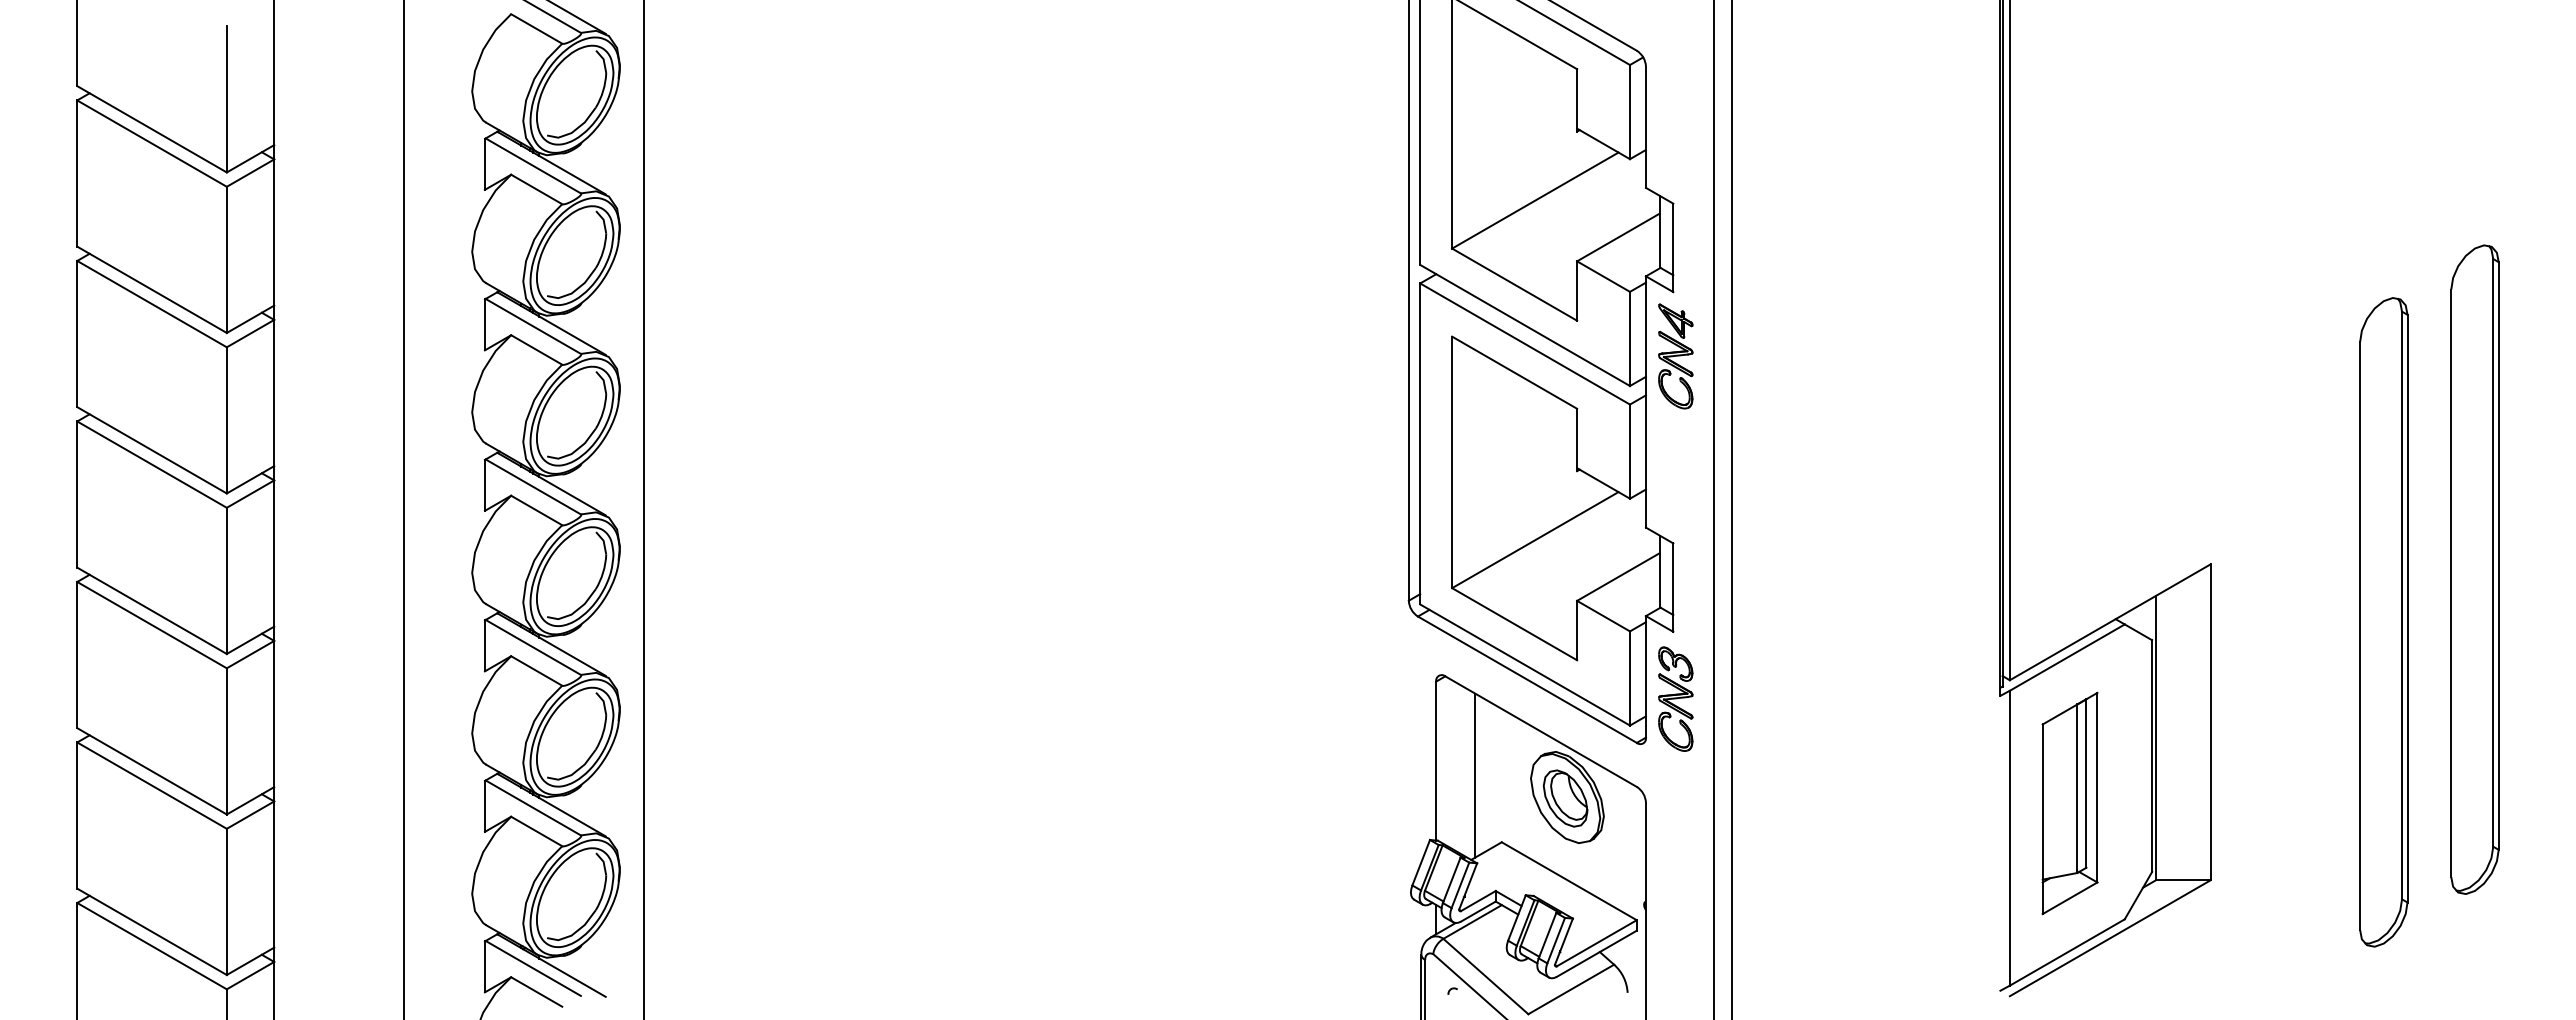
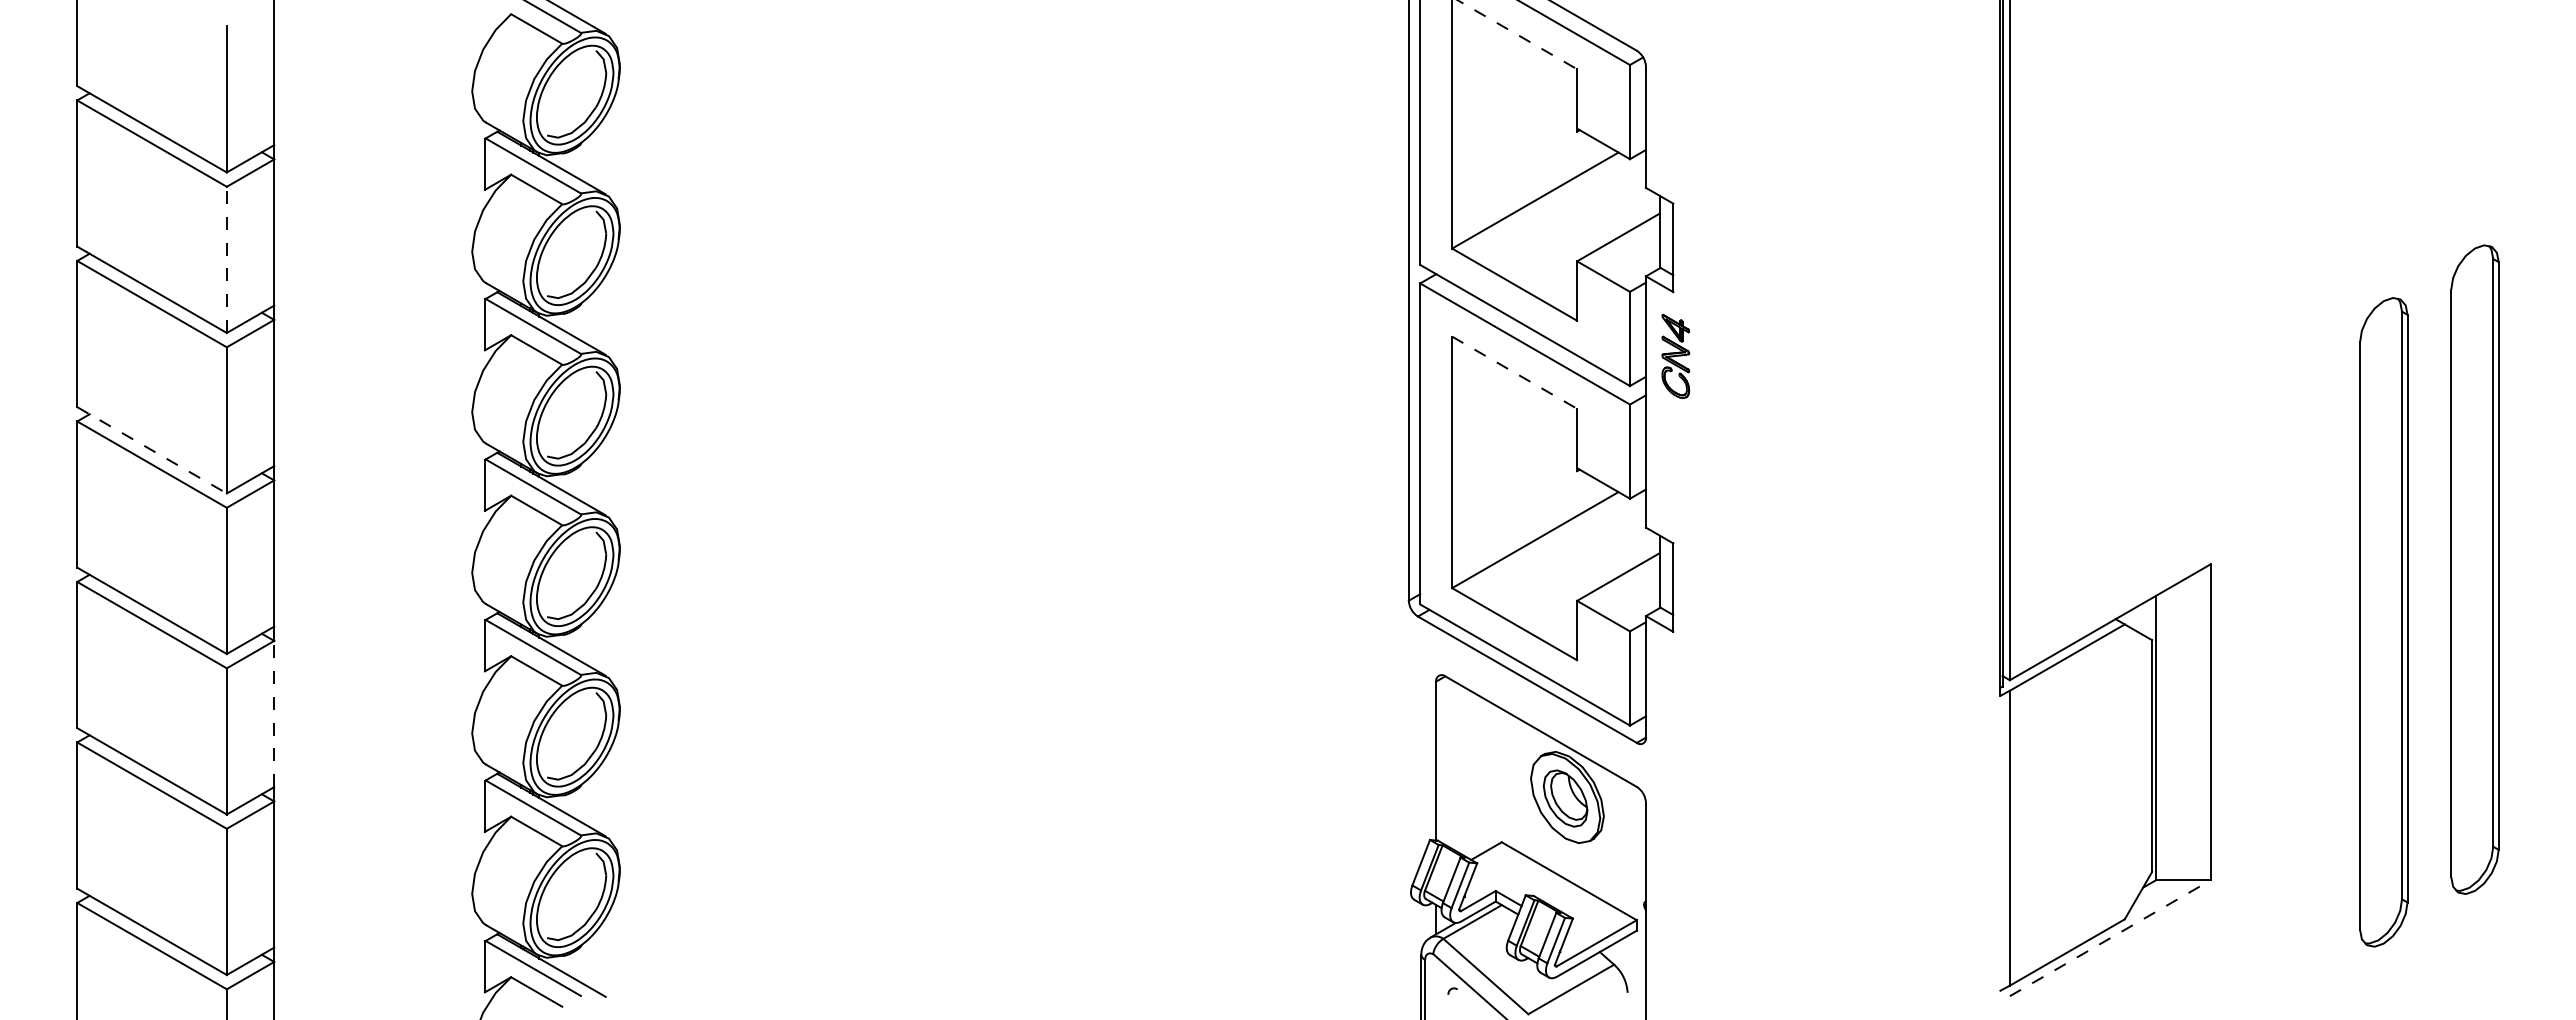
line: solid -> dashed (1517, 34)
line: solid -> dashed (226, 259)
part size: 36x107 px -> 30x85 px (1675, 356)
line: solid -> dashed (1515, 372)
line: solid -> dashed (152, 450)
line: present -> none (404, 509)
line: present -> none (643, 509)
line: present -> none (1714, 509)
line: present -> none (1732, 509)
part: present -> none (1675, 698)
line: solid -> dashed (274, 713)
line: present -> none (1475, 775)
part: present -> none (2069, 803)
line: solid -> dashed (2110, 938)
